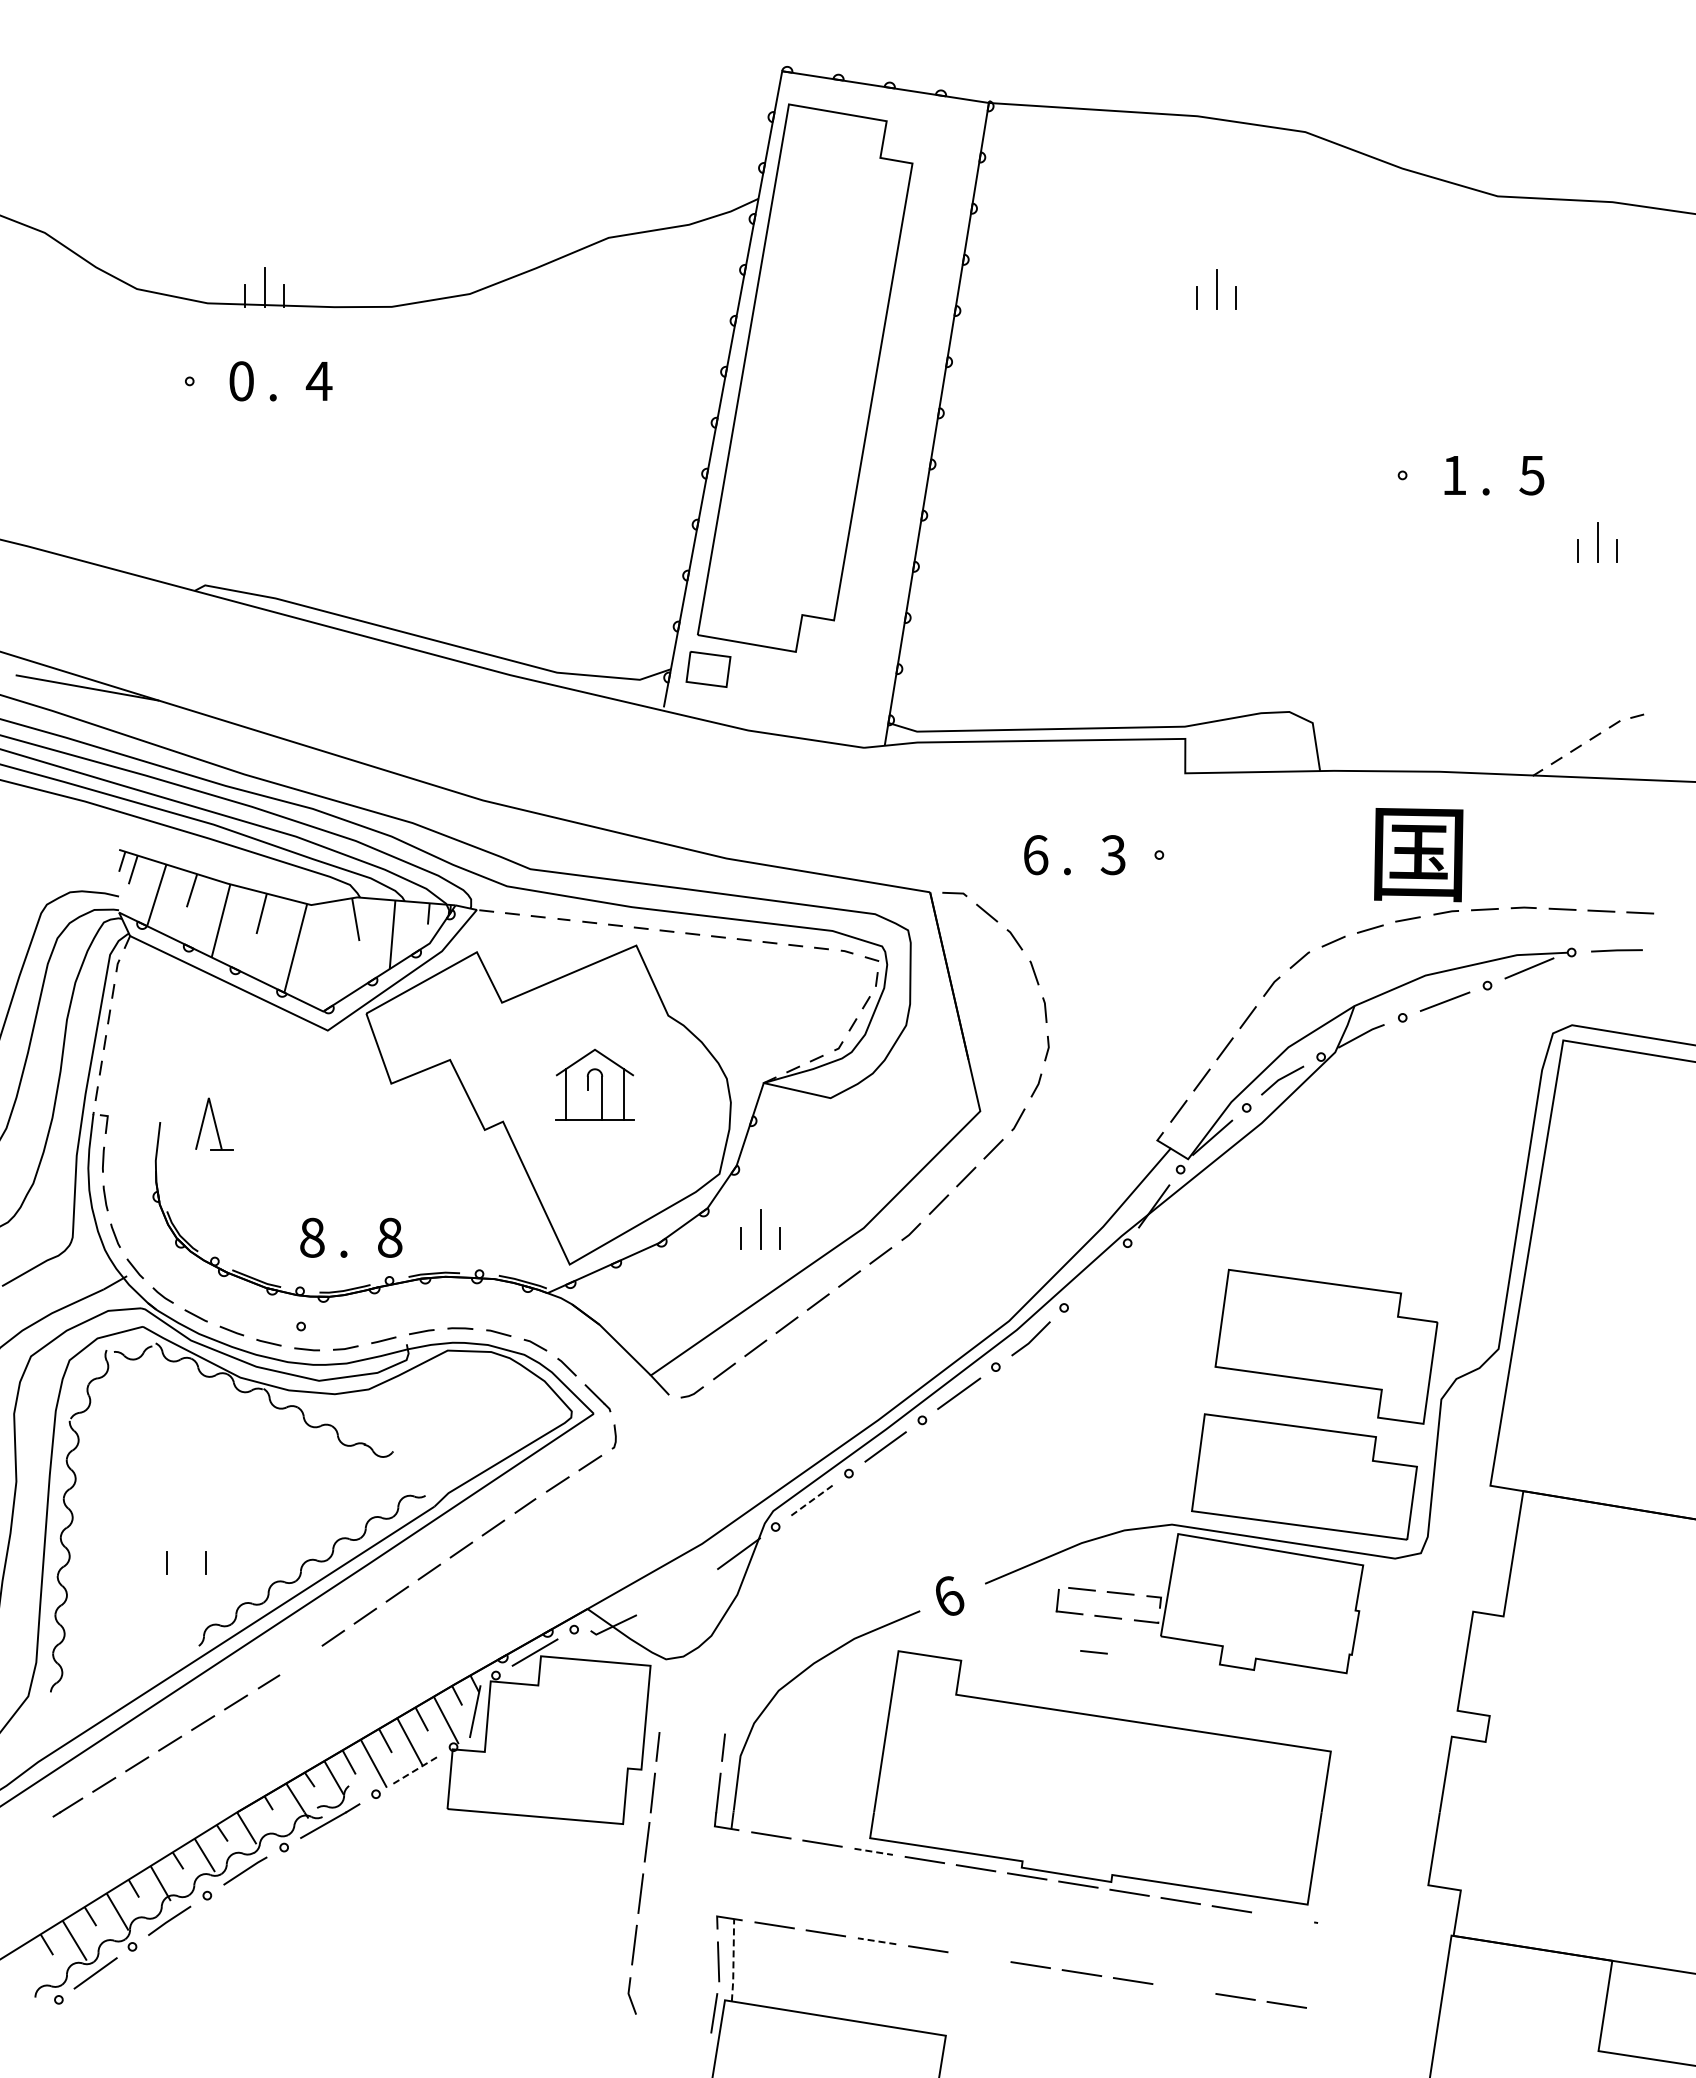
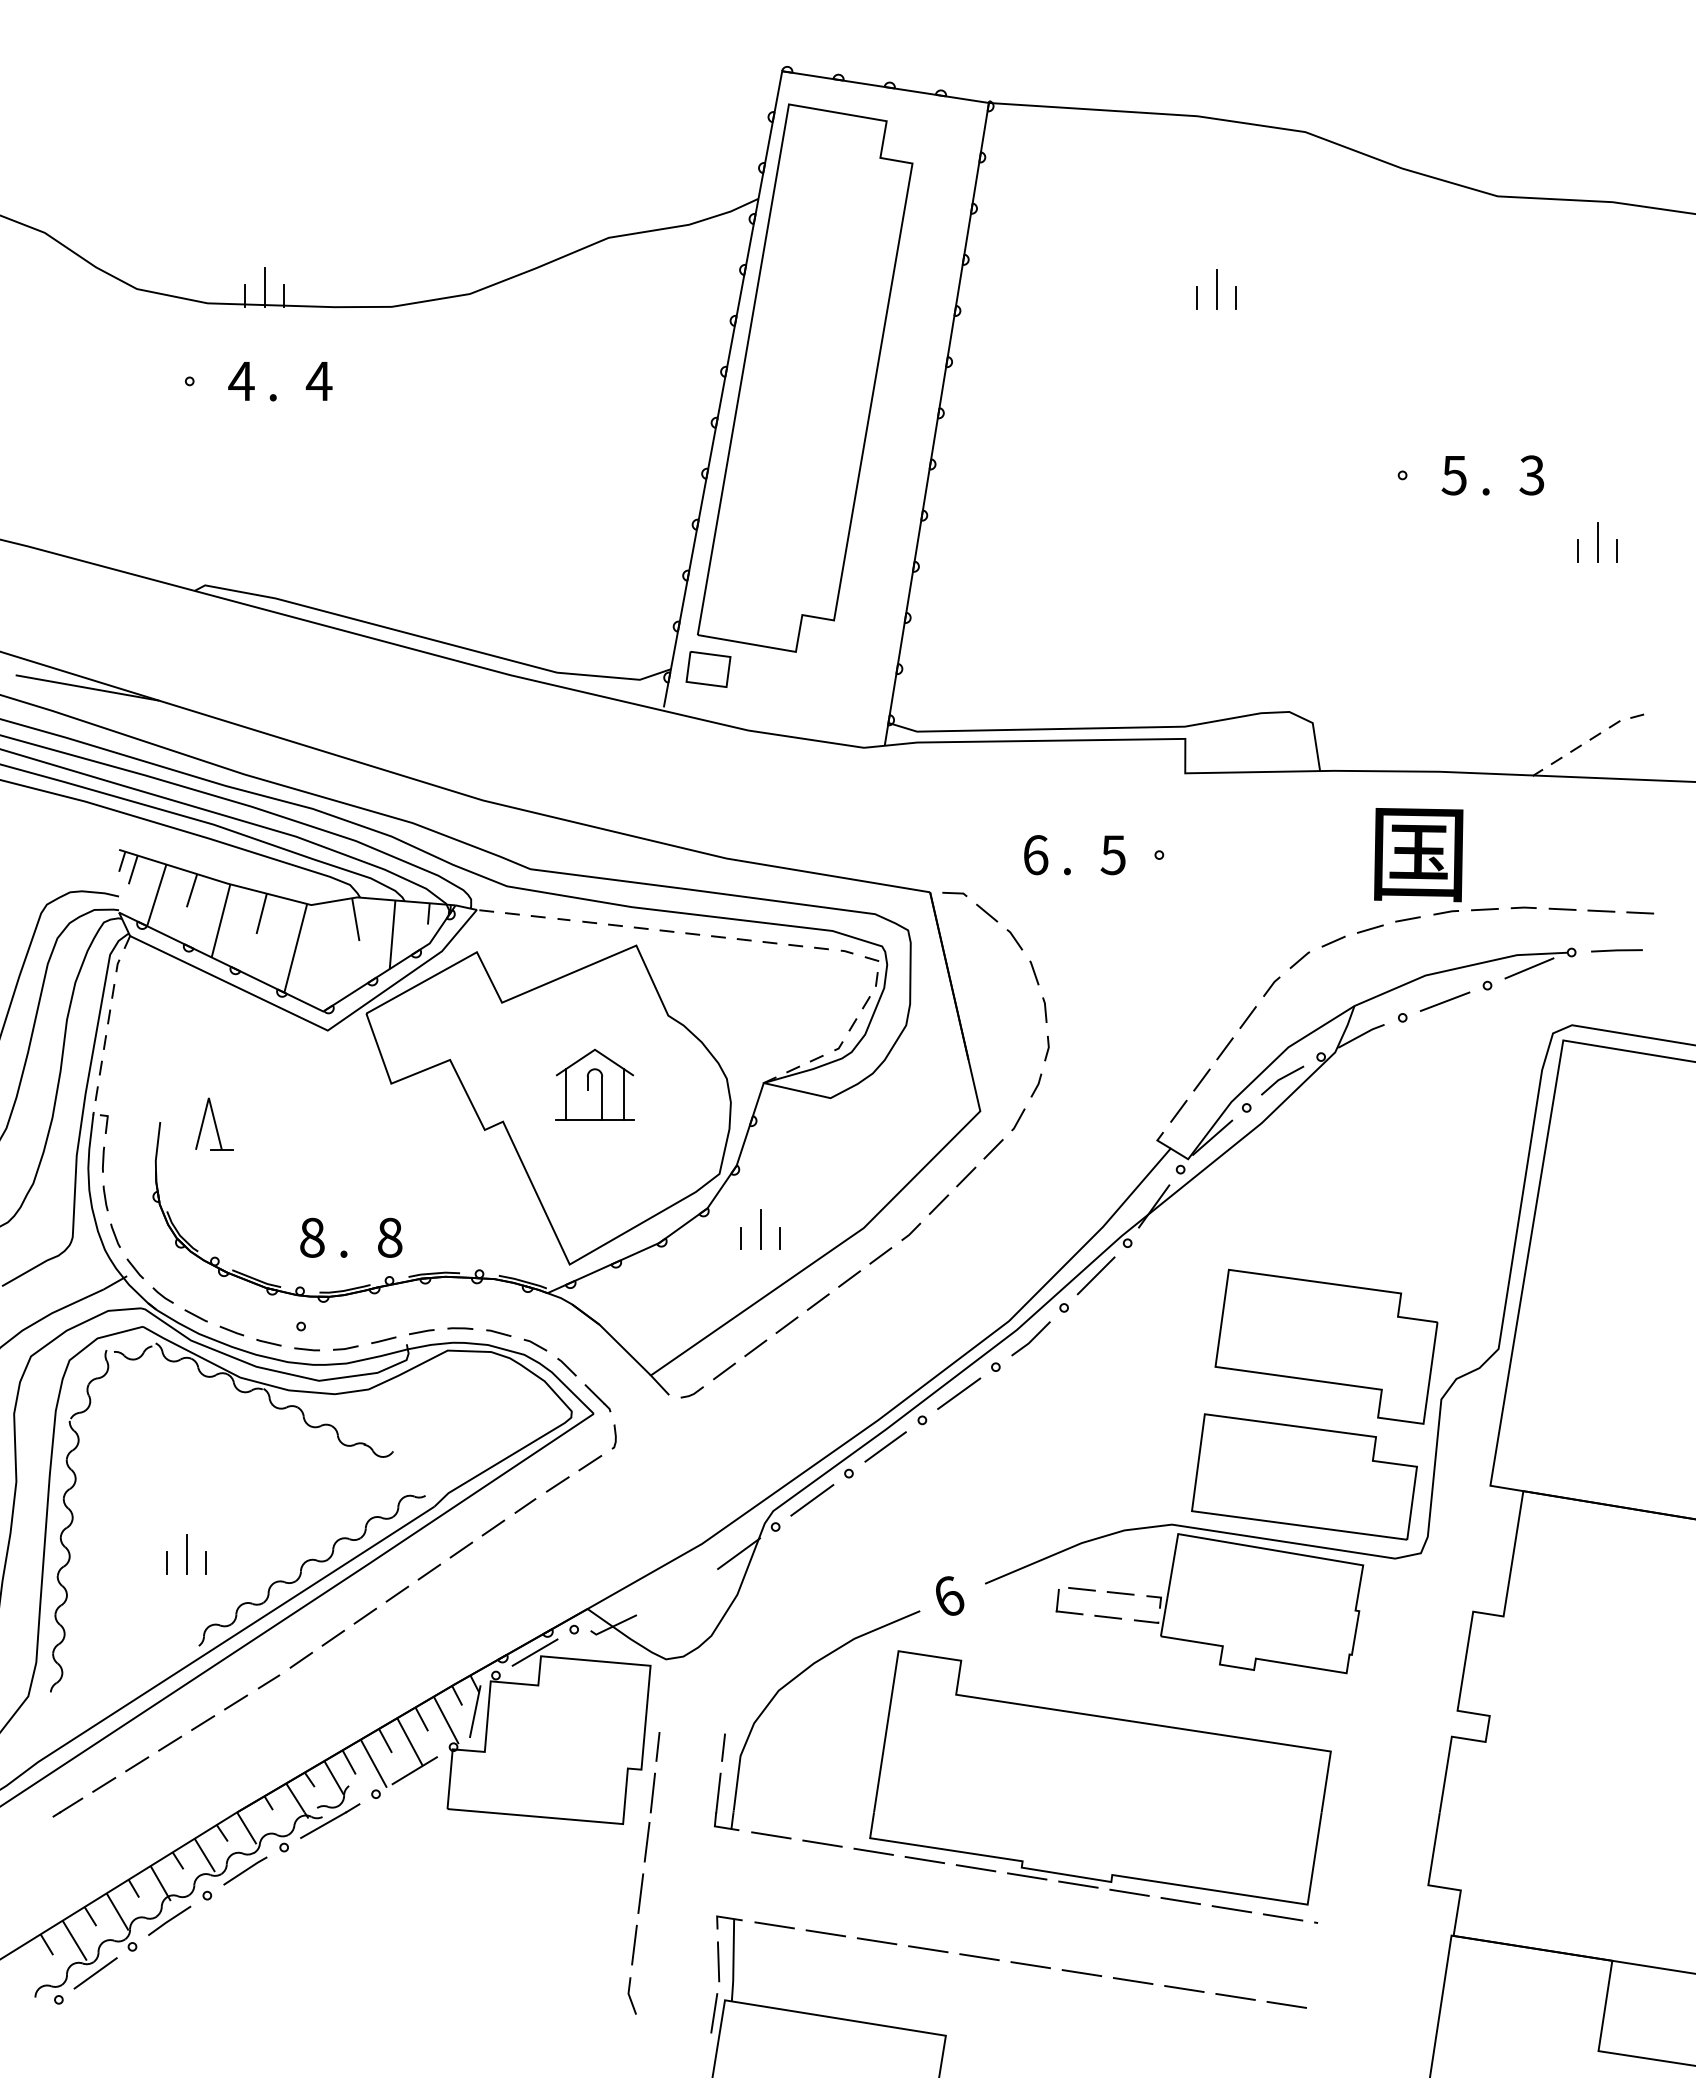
text: 0 -> 4 (241, 381)
text: 5 -> 3 (1531, 474)
text: 1 -> 5 (1453, 475)
text: 3 -> 5 (1112, 854)
line: none -> present (1095, 1275)
line: dashed -> solid (812, 1500)
line: none -> present (186, 1553)
line: present -> none (1093, 1652)
line: none -> present (301, 1659)
line: dashed -> solid (414, 1770)
line: dashed -> solid (874, 1851)
line: none -> present (1283, 1917)
line: dashed -> solid (876, 1941)
line: none -> present (979, 1957)
line: dashed -> solid (733, 1960)
line: none -> present (1184, 1988)
